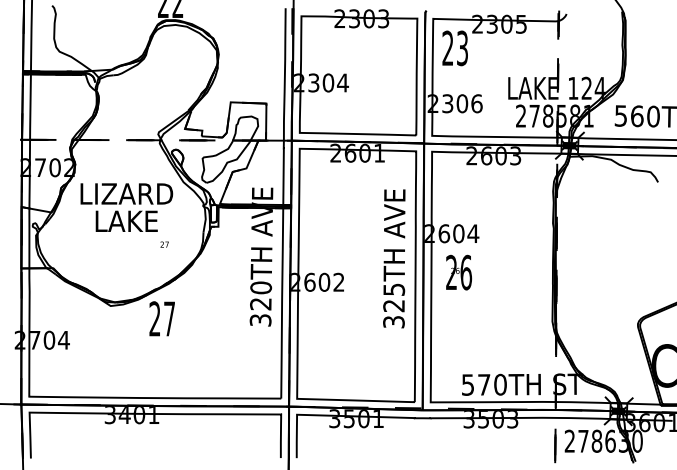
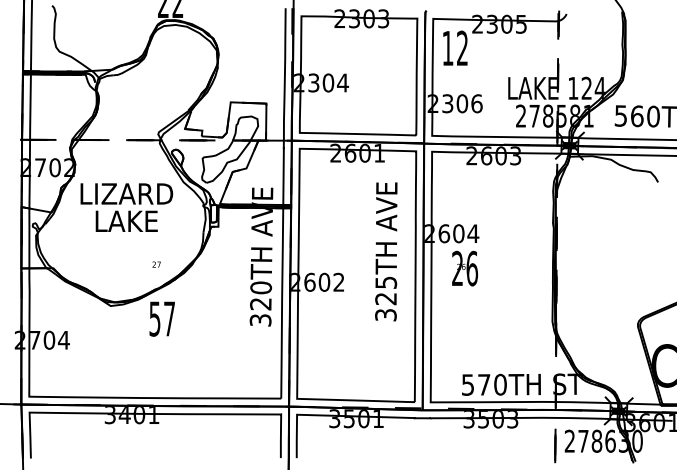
text: 23 -> 12 (454, 48)
text position: (164, 244) -> (156, 264) (156, 264)
text position: (394, 258) -> (386, 251) (386, 251)
text position: (459, 272) -> (465, 268) (465, 268)
text: 27 -> 57 (154, 318)
